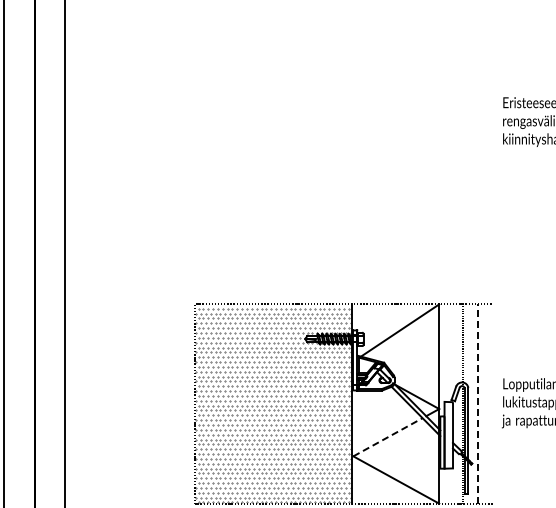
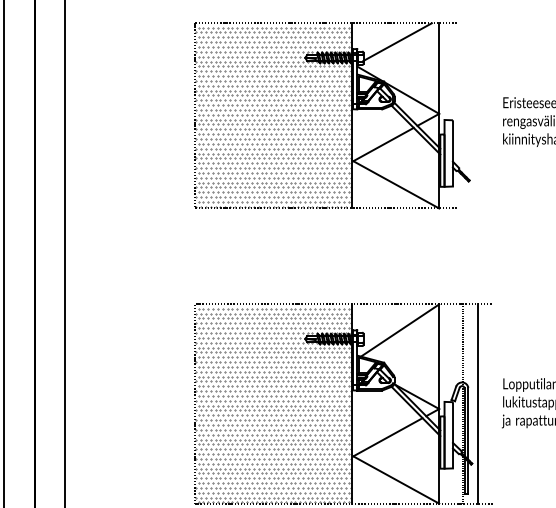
part: none -> present (332, 115)
line: dashed -> solid (478, 404)
line: dashed -> solid (387, 437)
